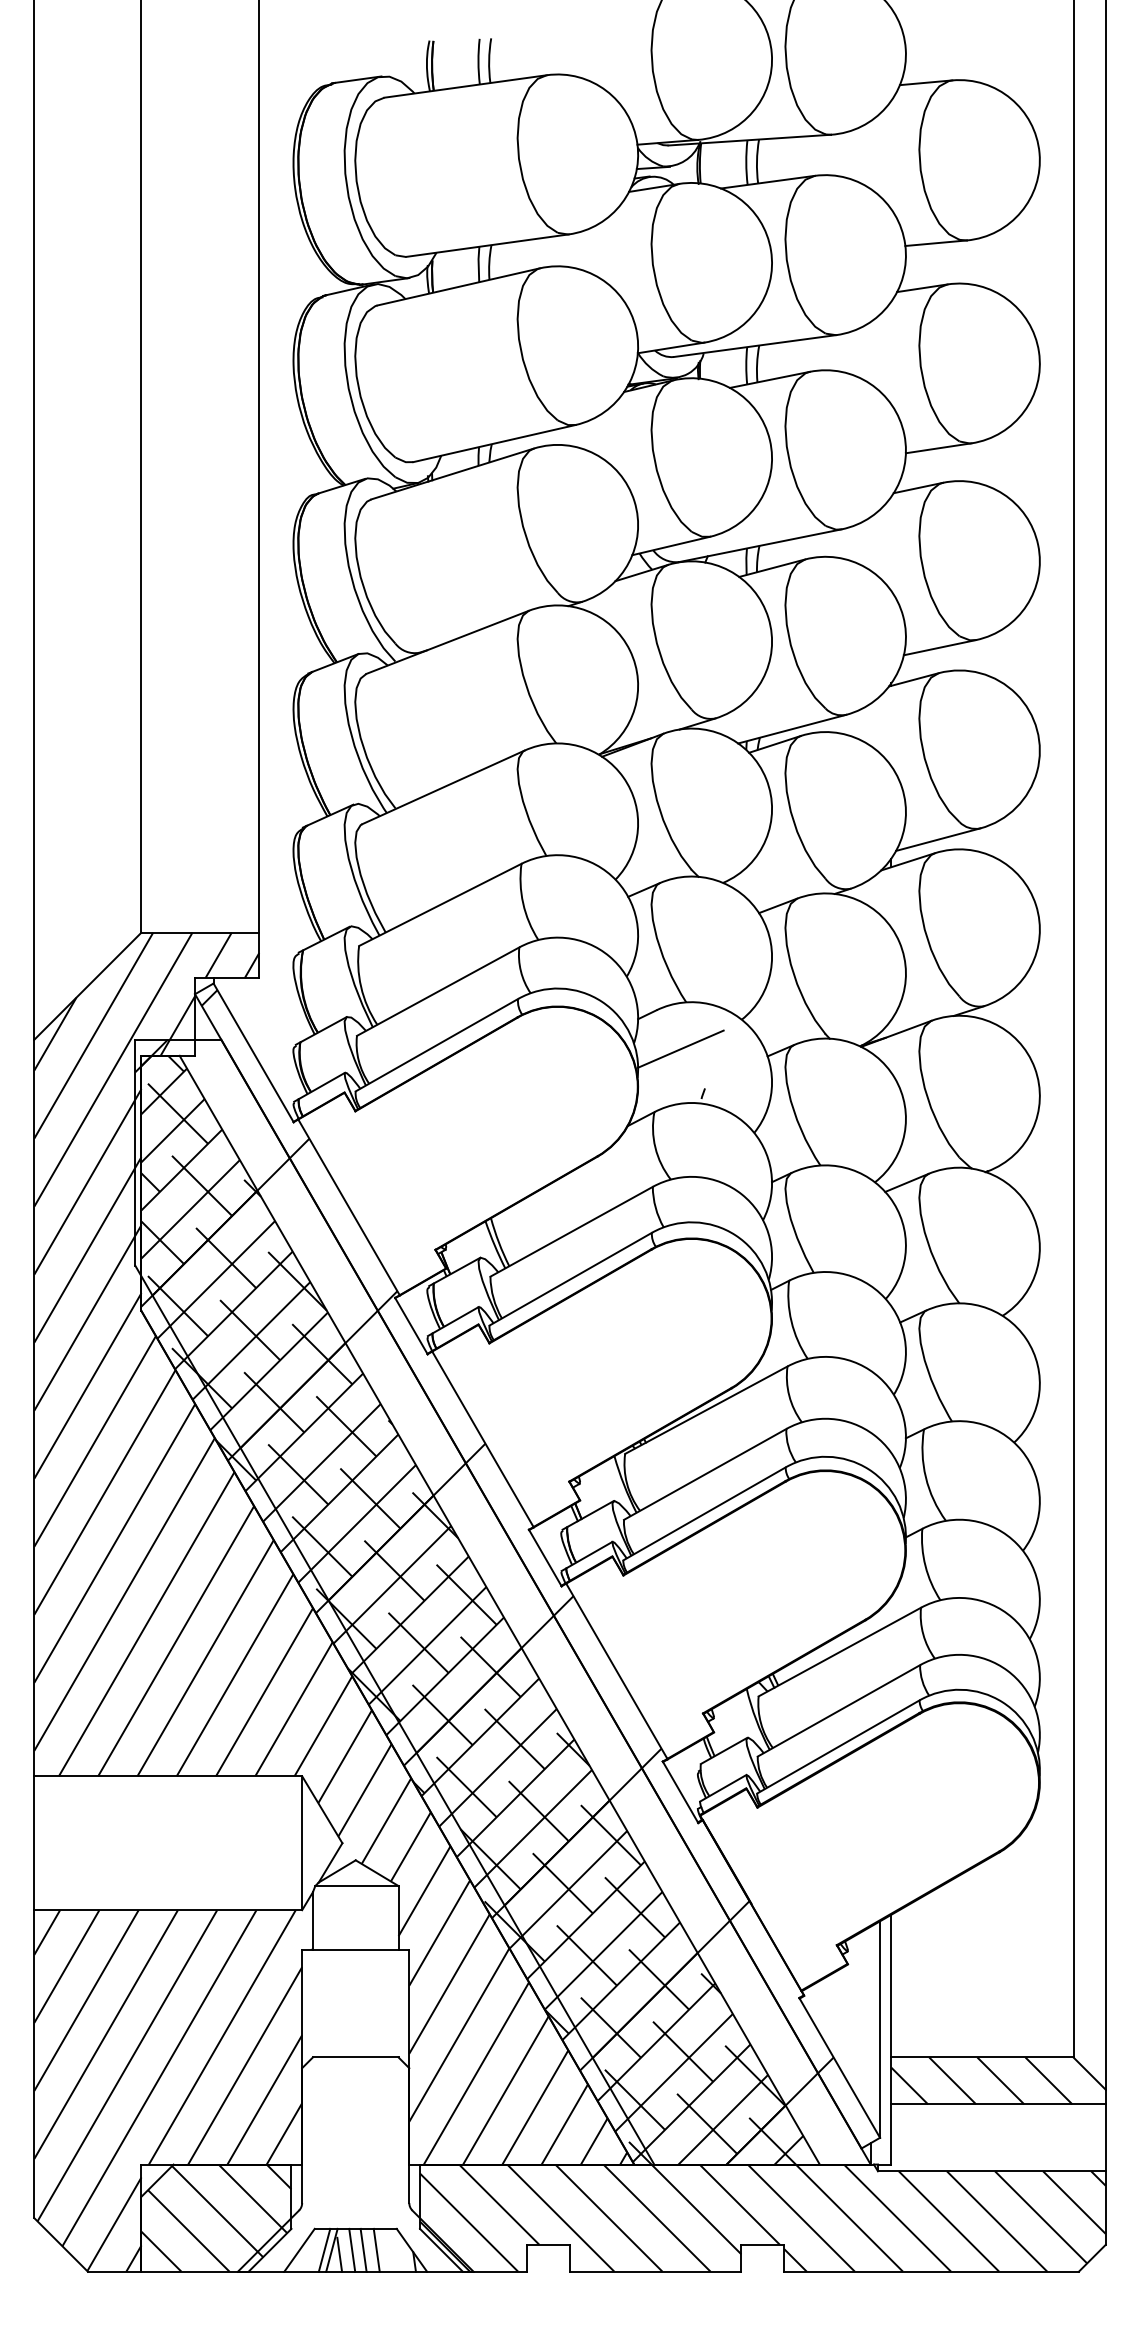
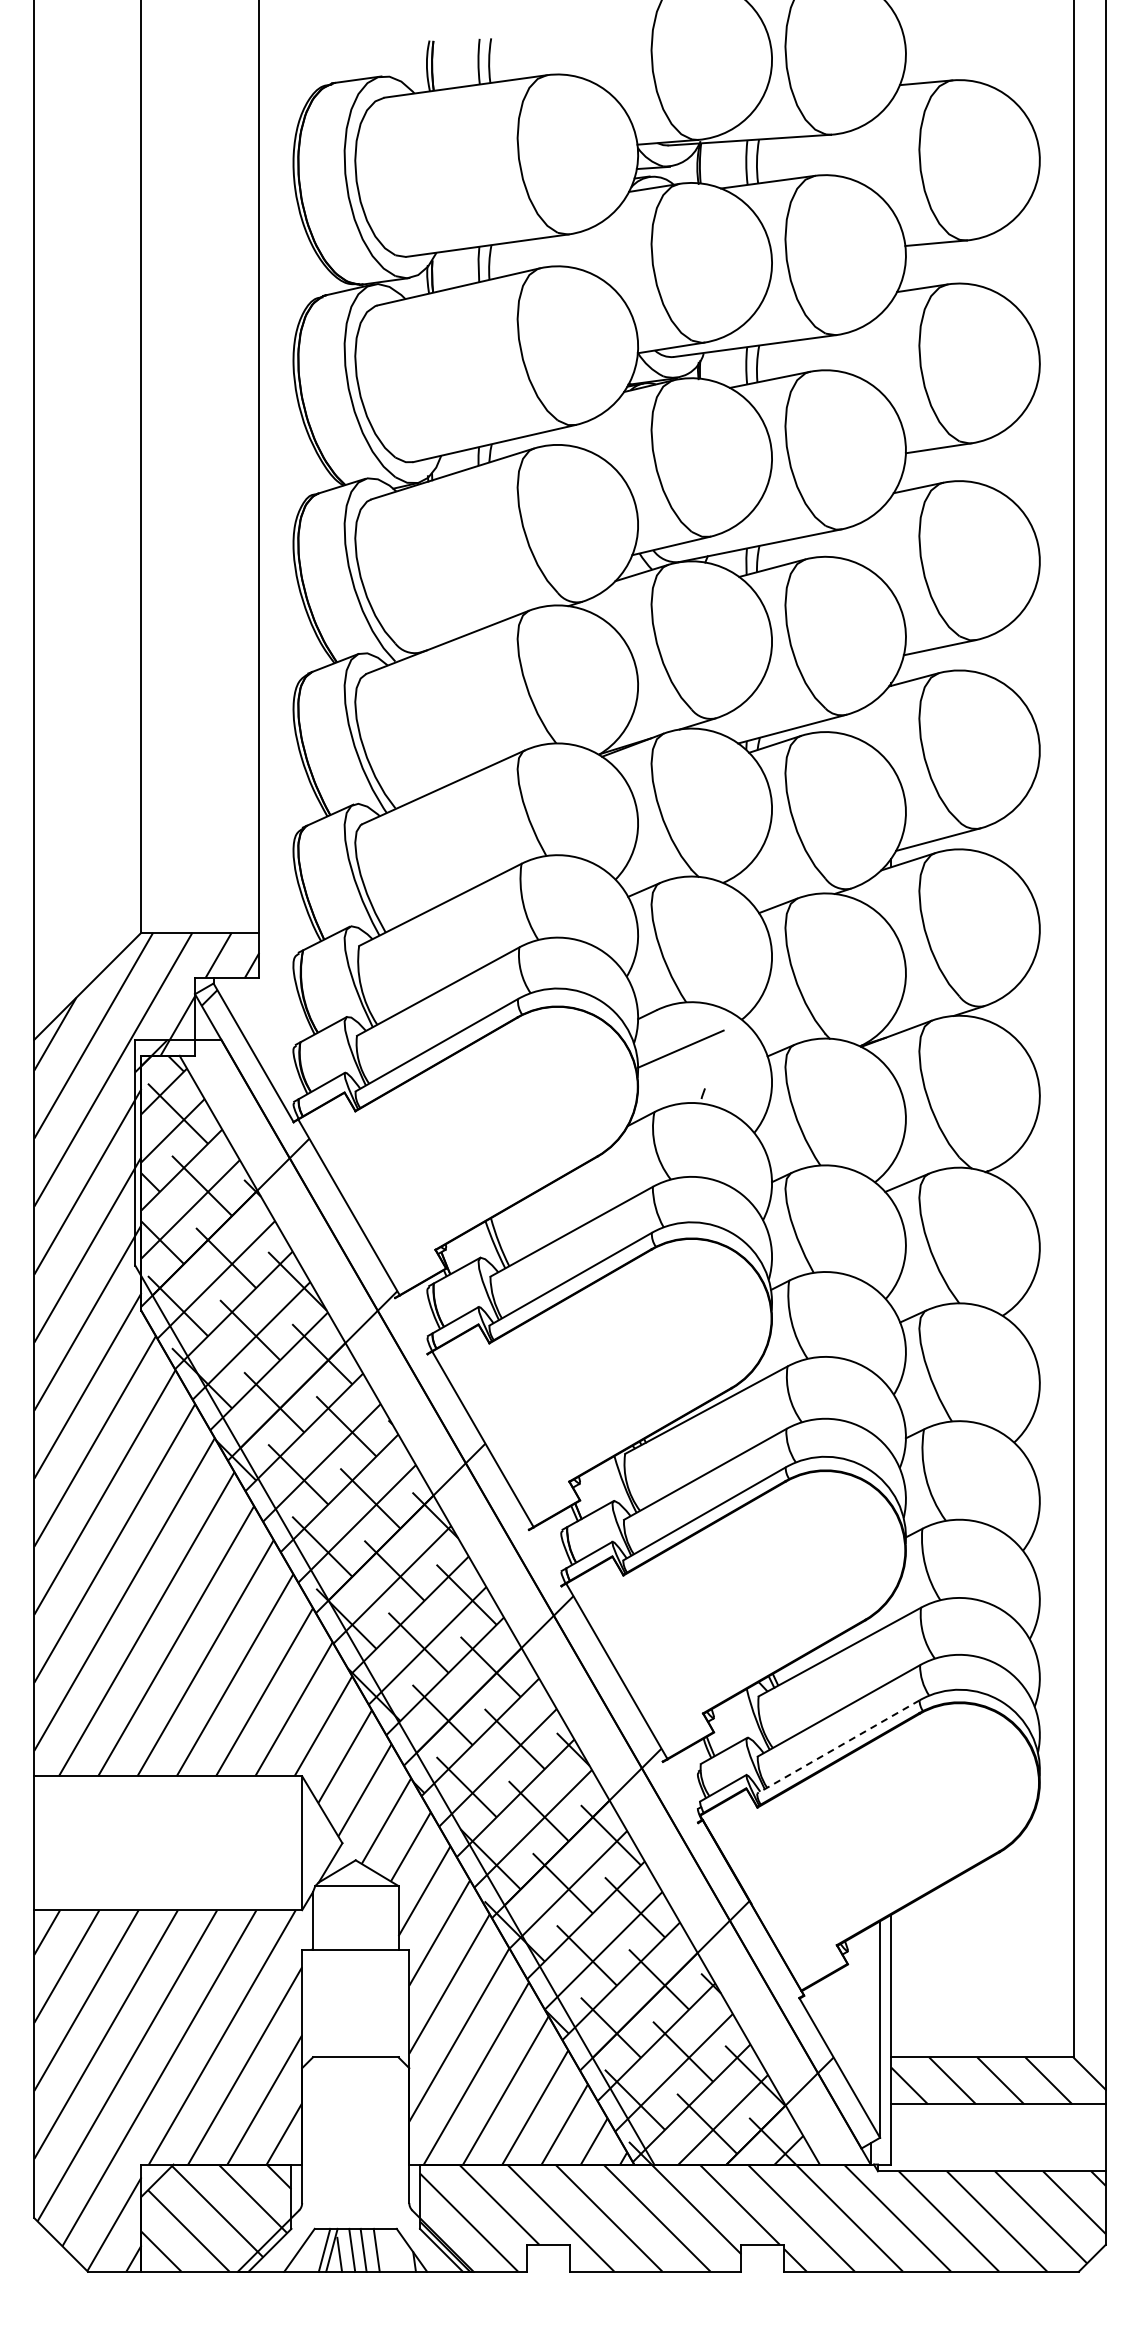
line: present -> none (411, 1325)
line: present -> none (544, 1557)
line: solid -> dashed (838, 1746)
line: present -> none (680, 1792)
